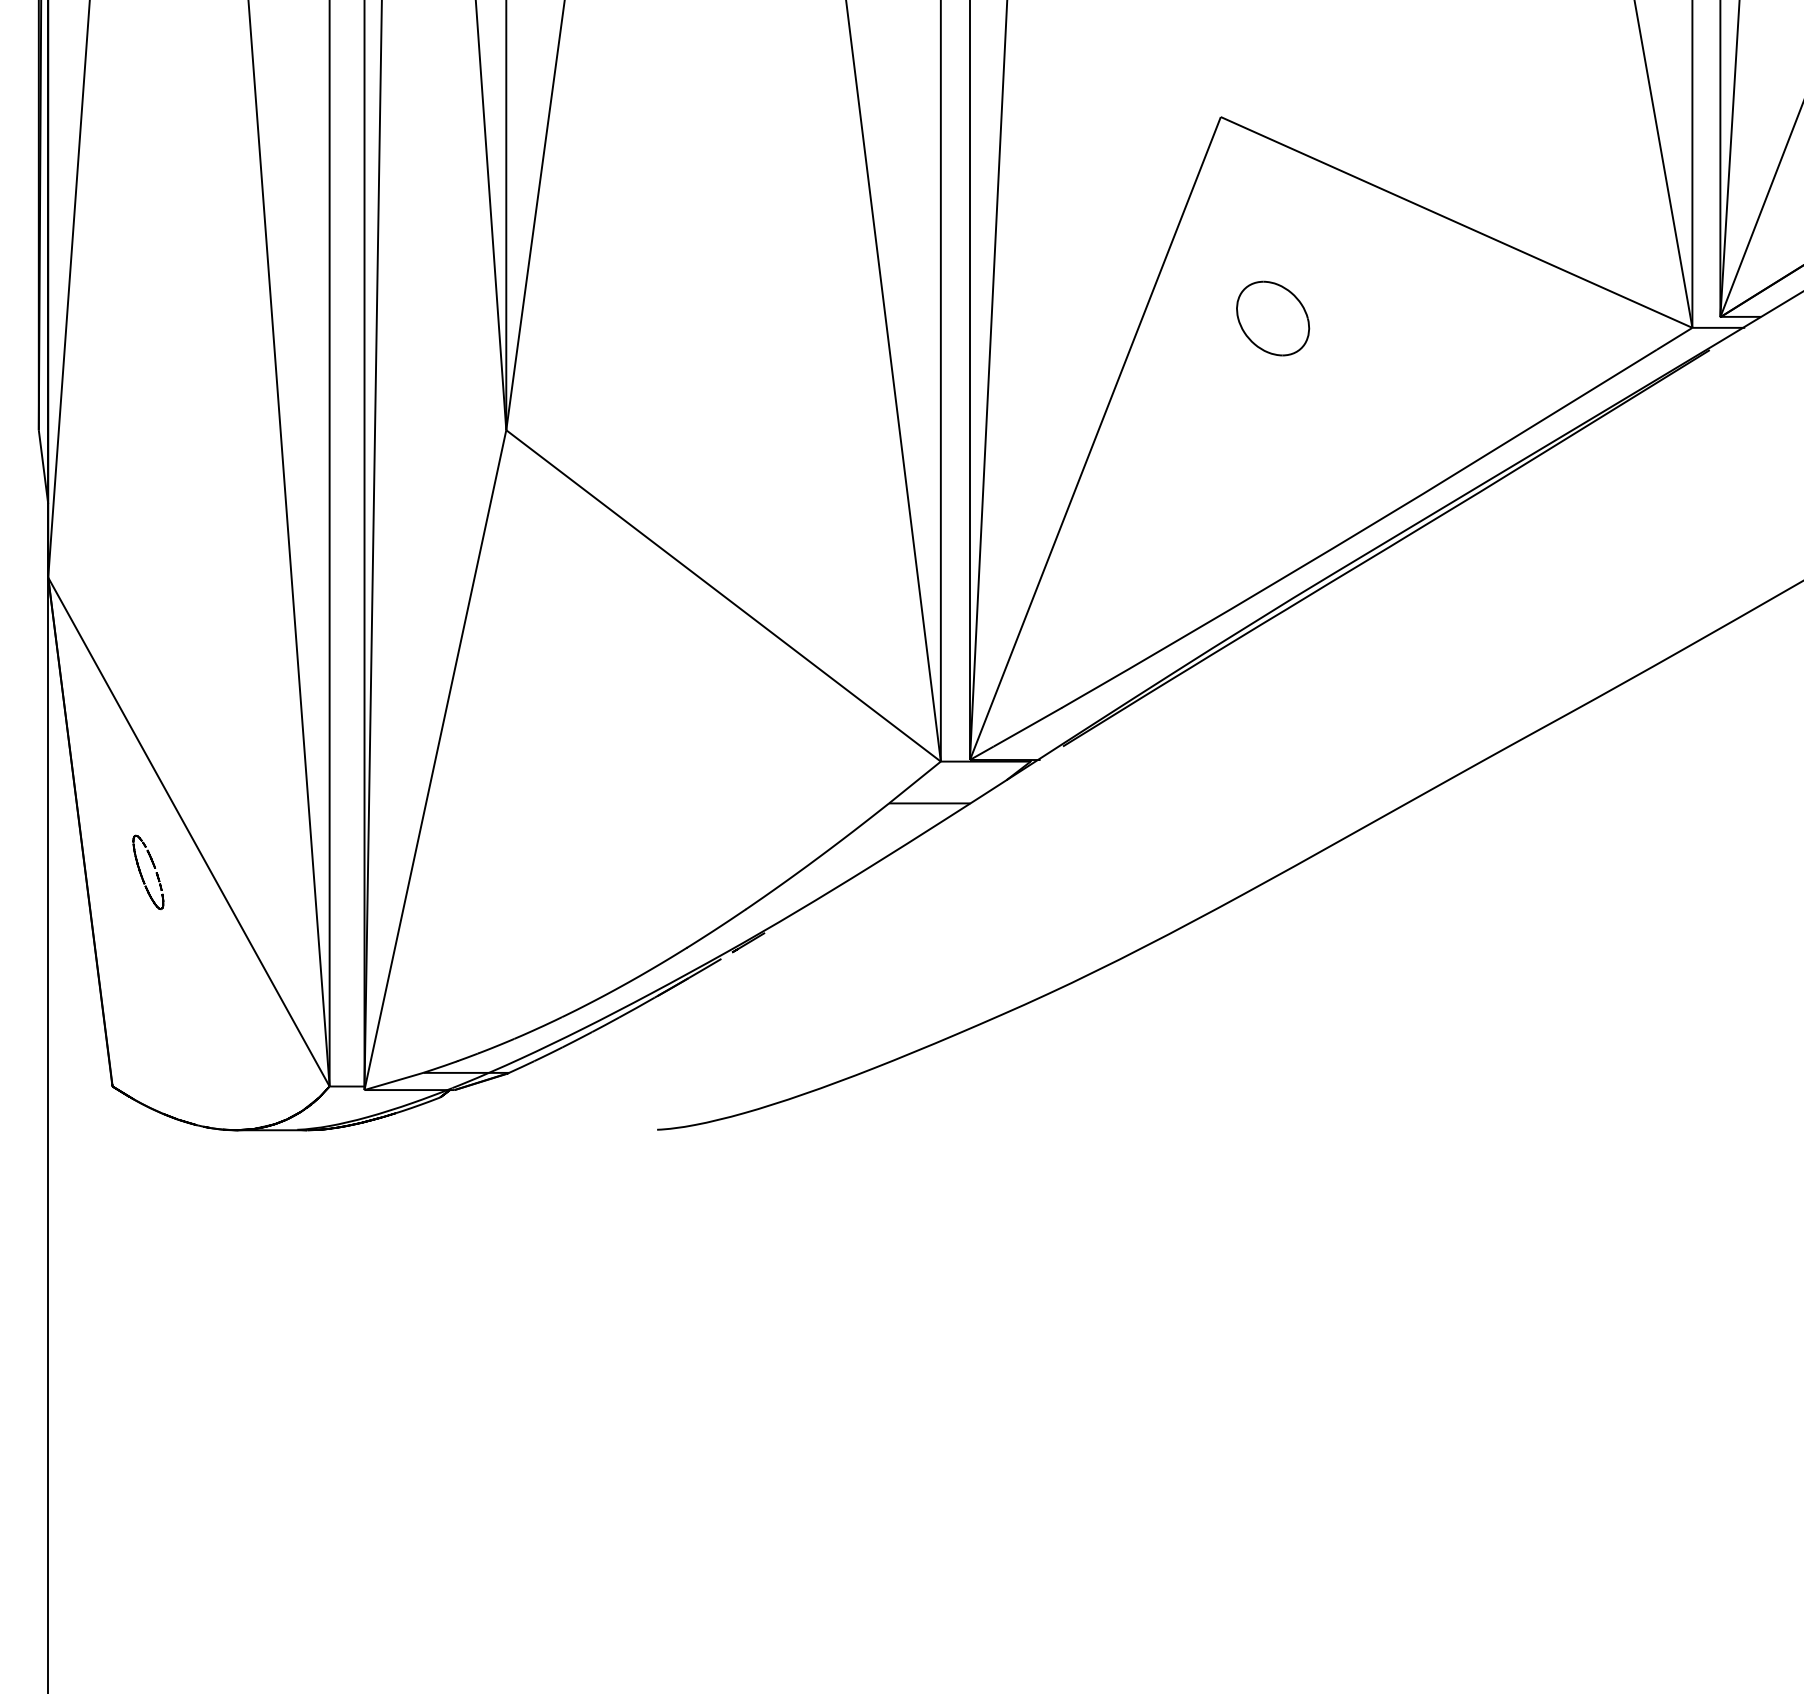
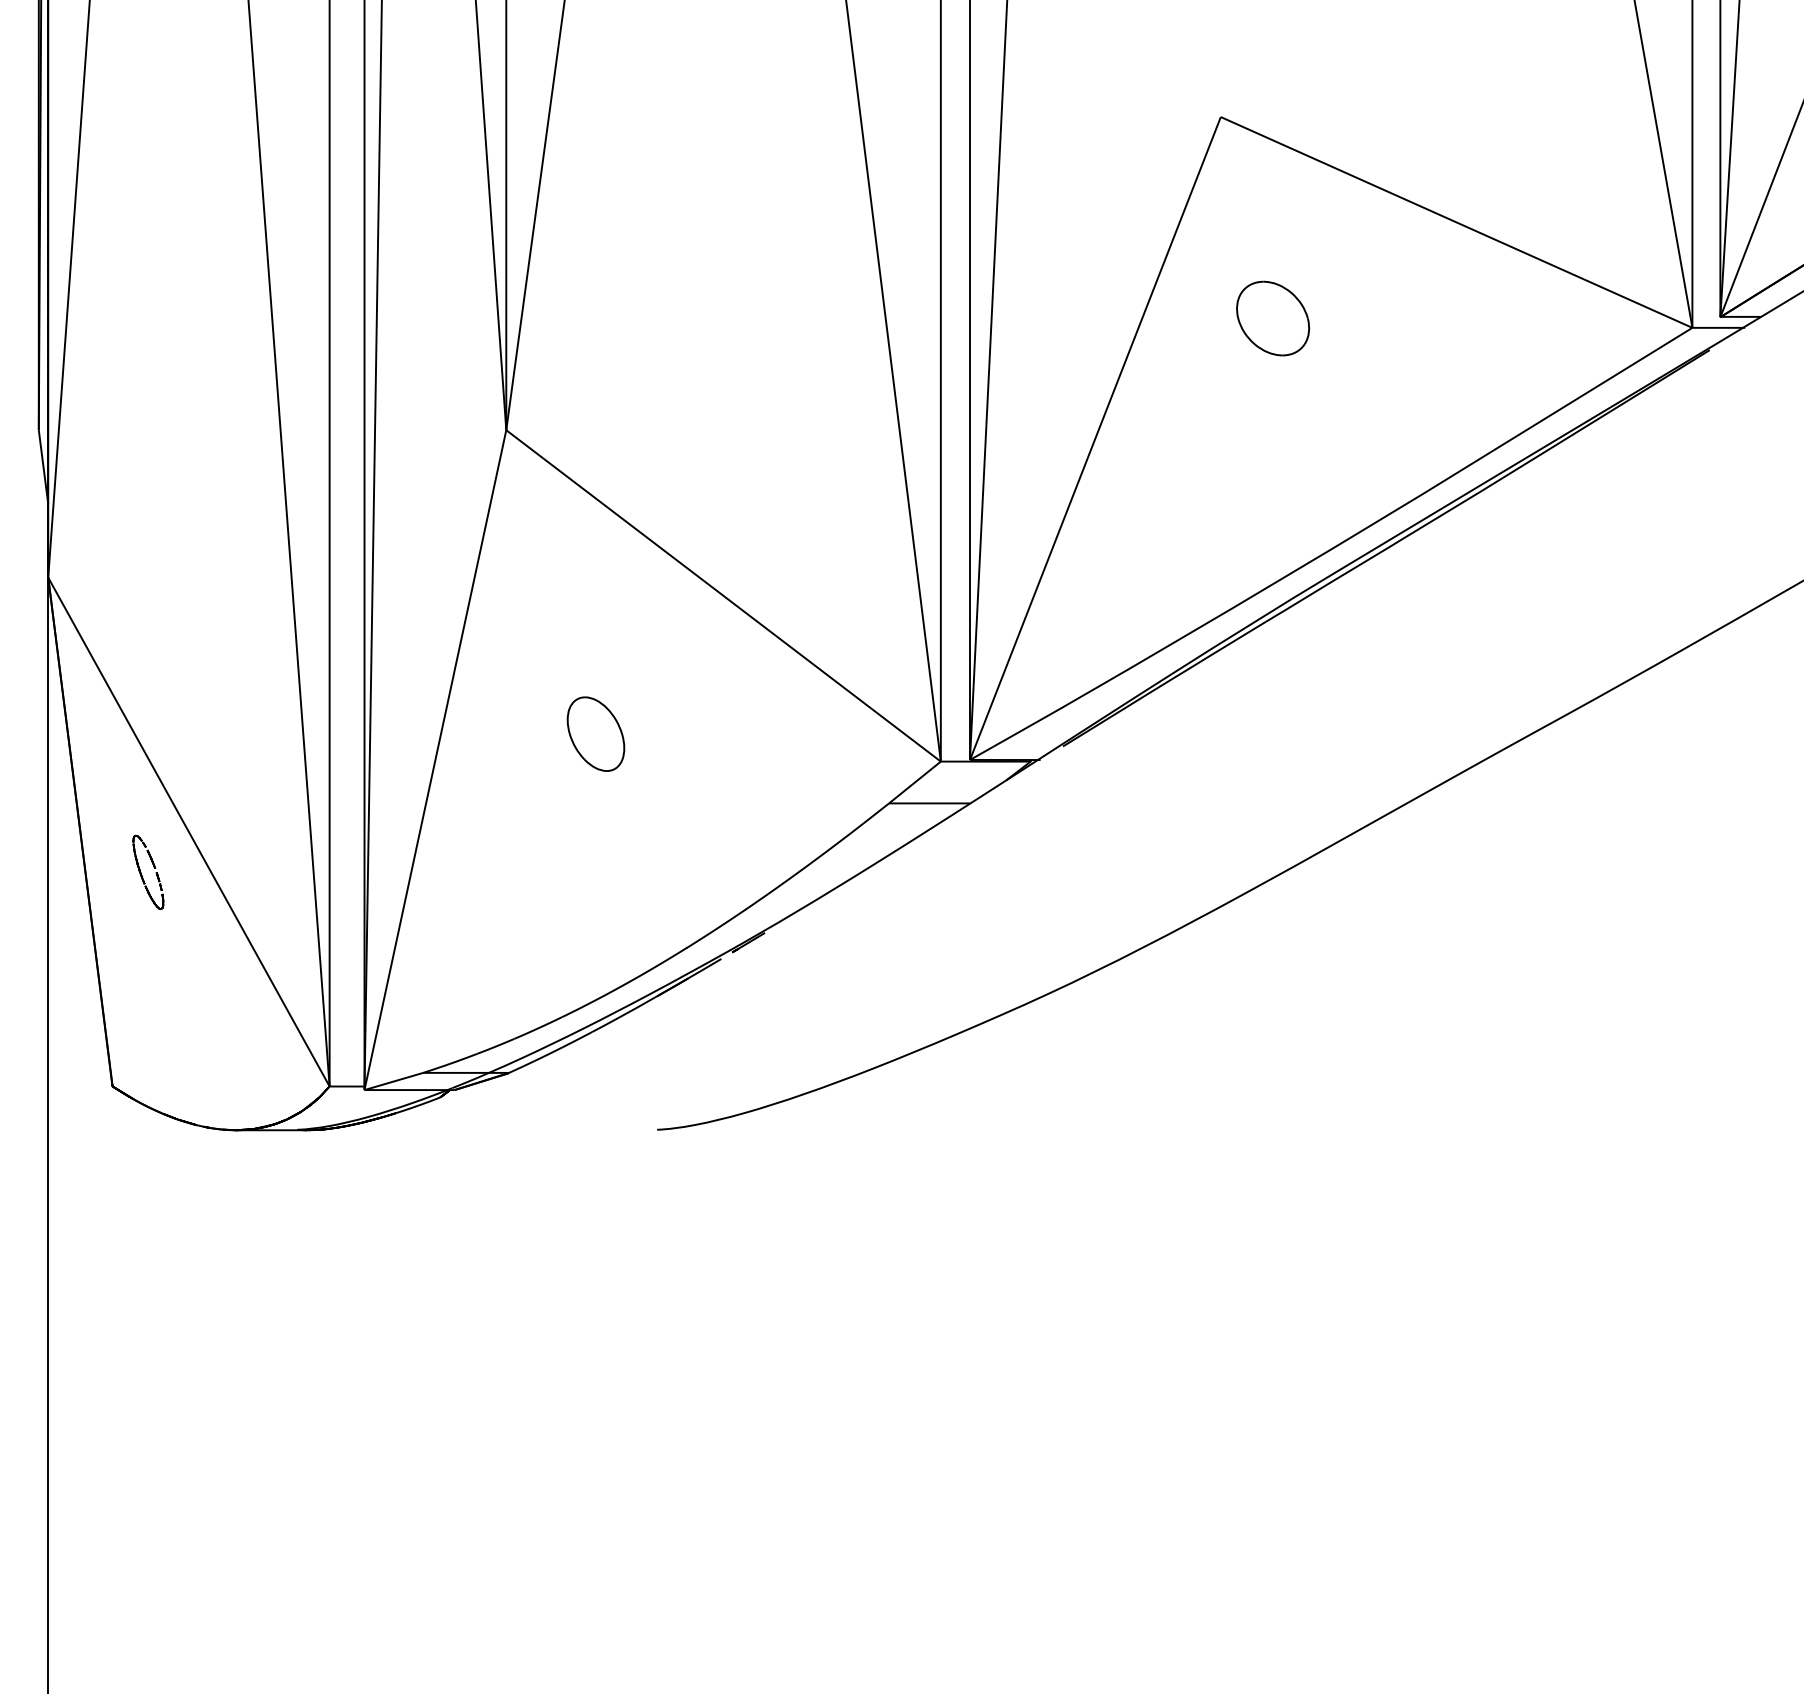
part: none -> present (595, 733)
